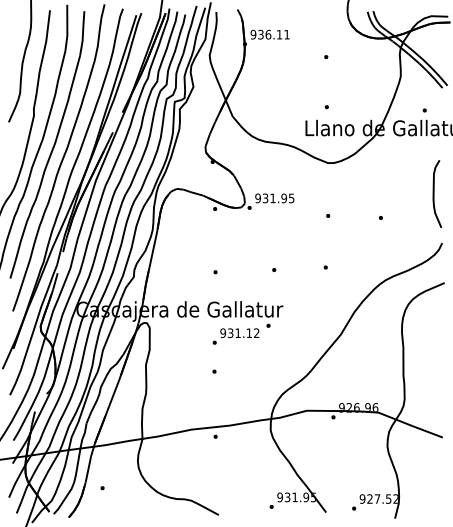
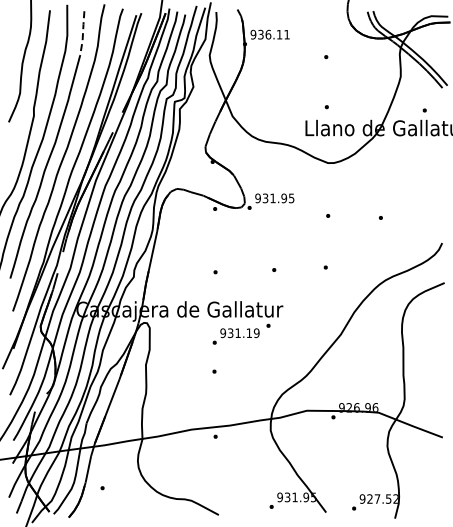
line: solid -> dashed (82, 34)
curve: present -> none (434, 193)
text: 931.12 -> 931.19 (256, 333)
